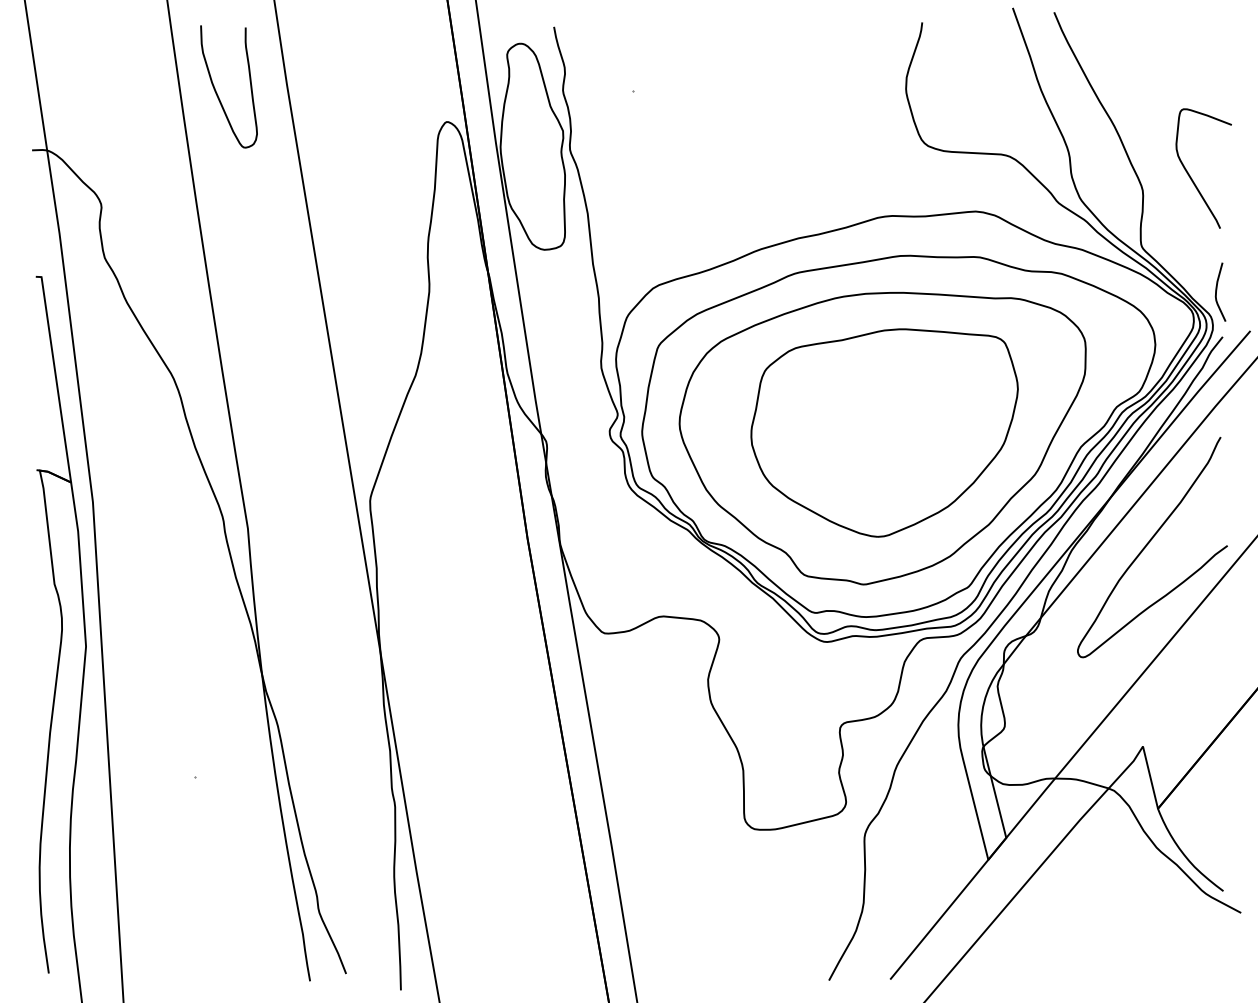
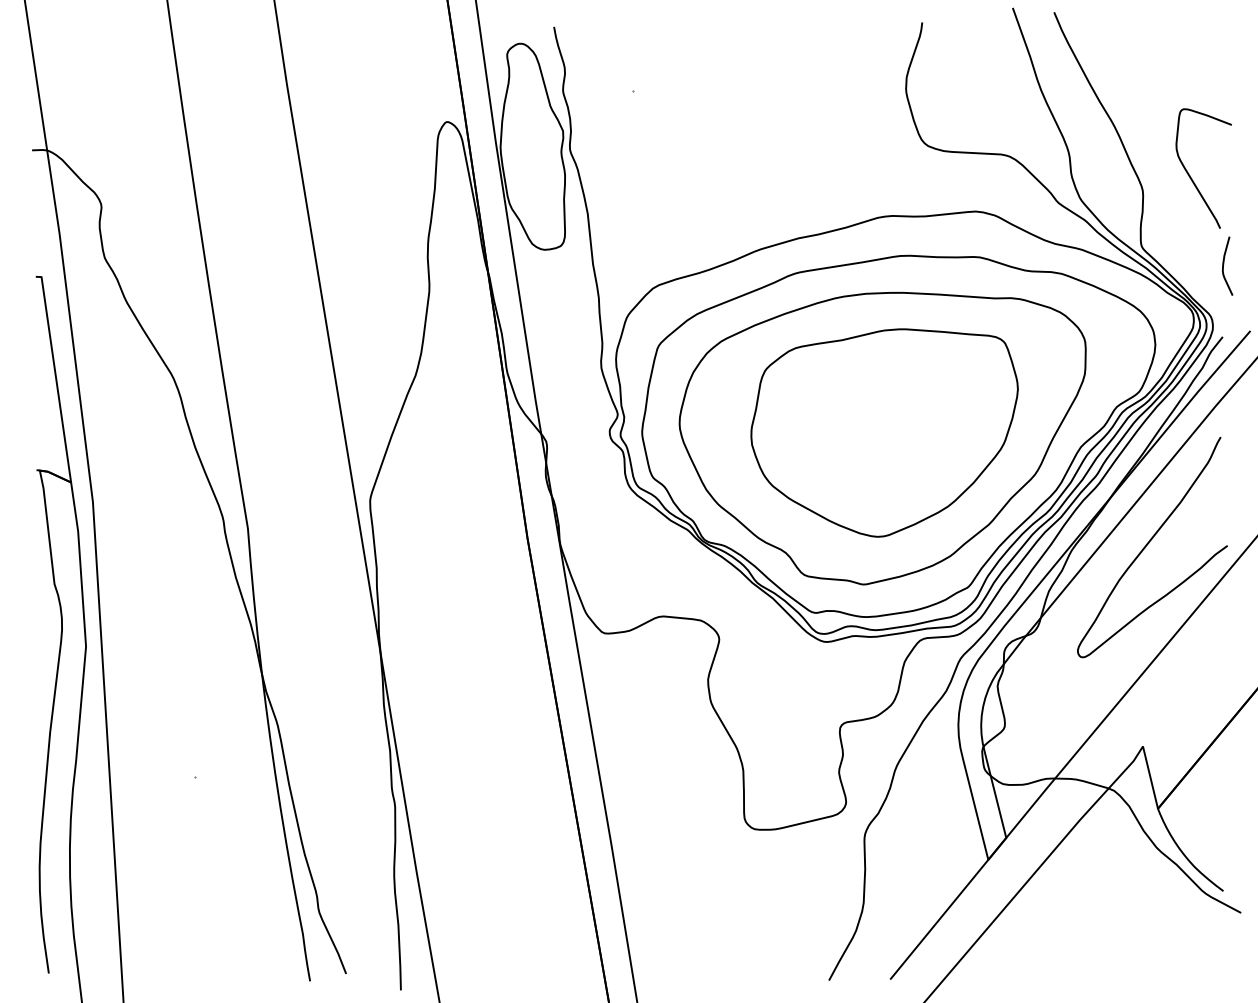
curve: present -> none (216, 90)
curve position: (1217, 290) -> (1224, 264) (1224, 264)
